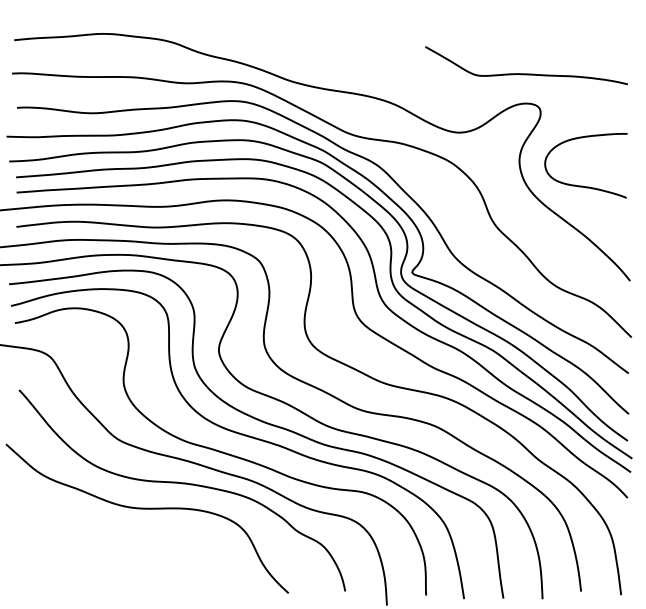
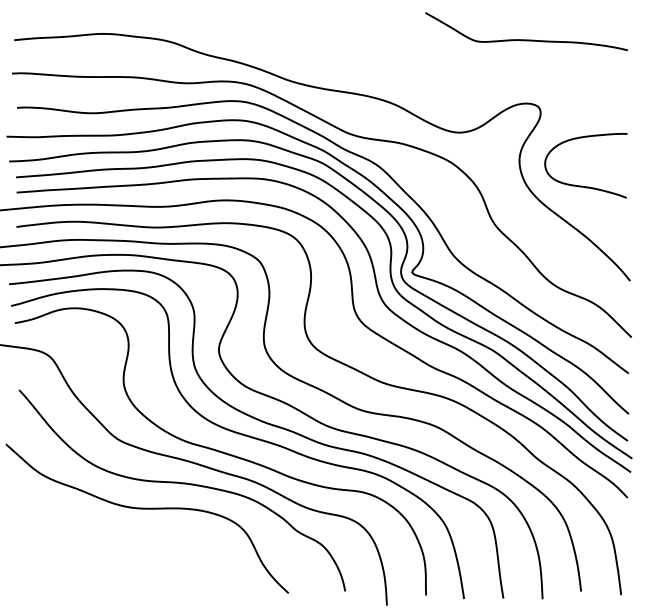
curve position: (526, 73) -> (526, 39) (526, 39)
